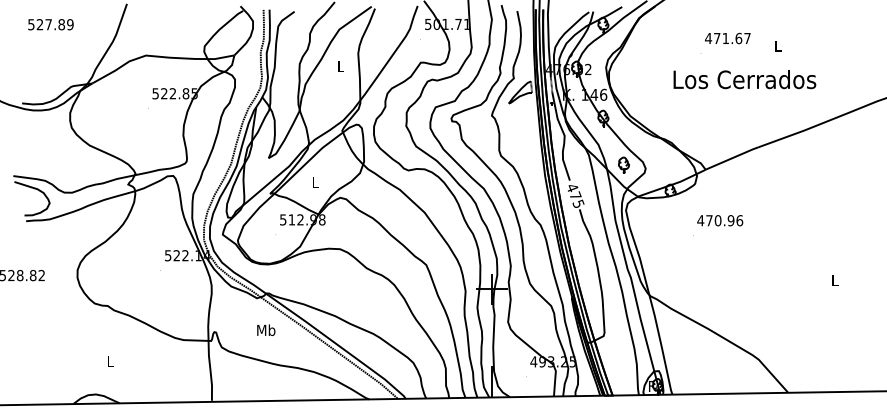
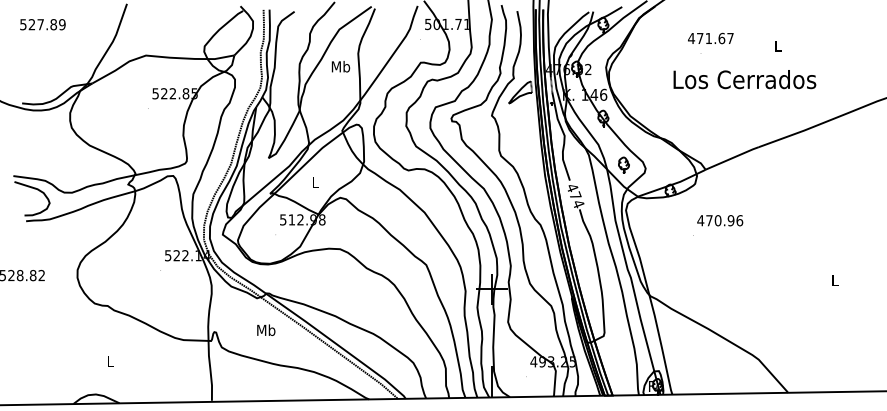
text position: (50, 24) -> (42, 24) (42, 24)
text position: (727, 38) -> (710, 38) (710, 38)
text: L -> Mb (340, 66)
text: 475 -> 474 (578, 203)
